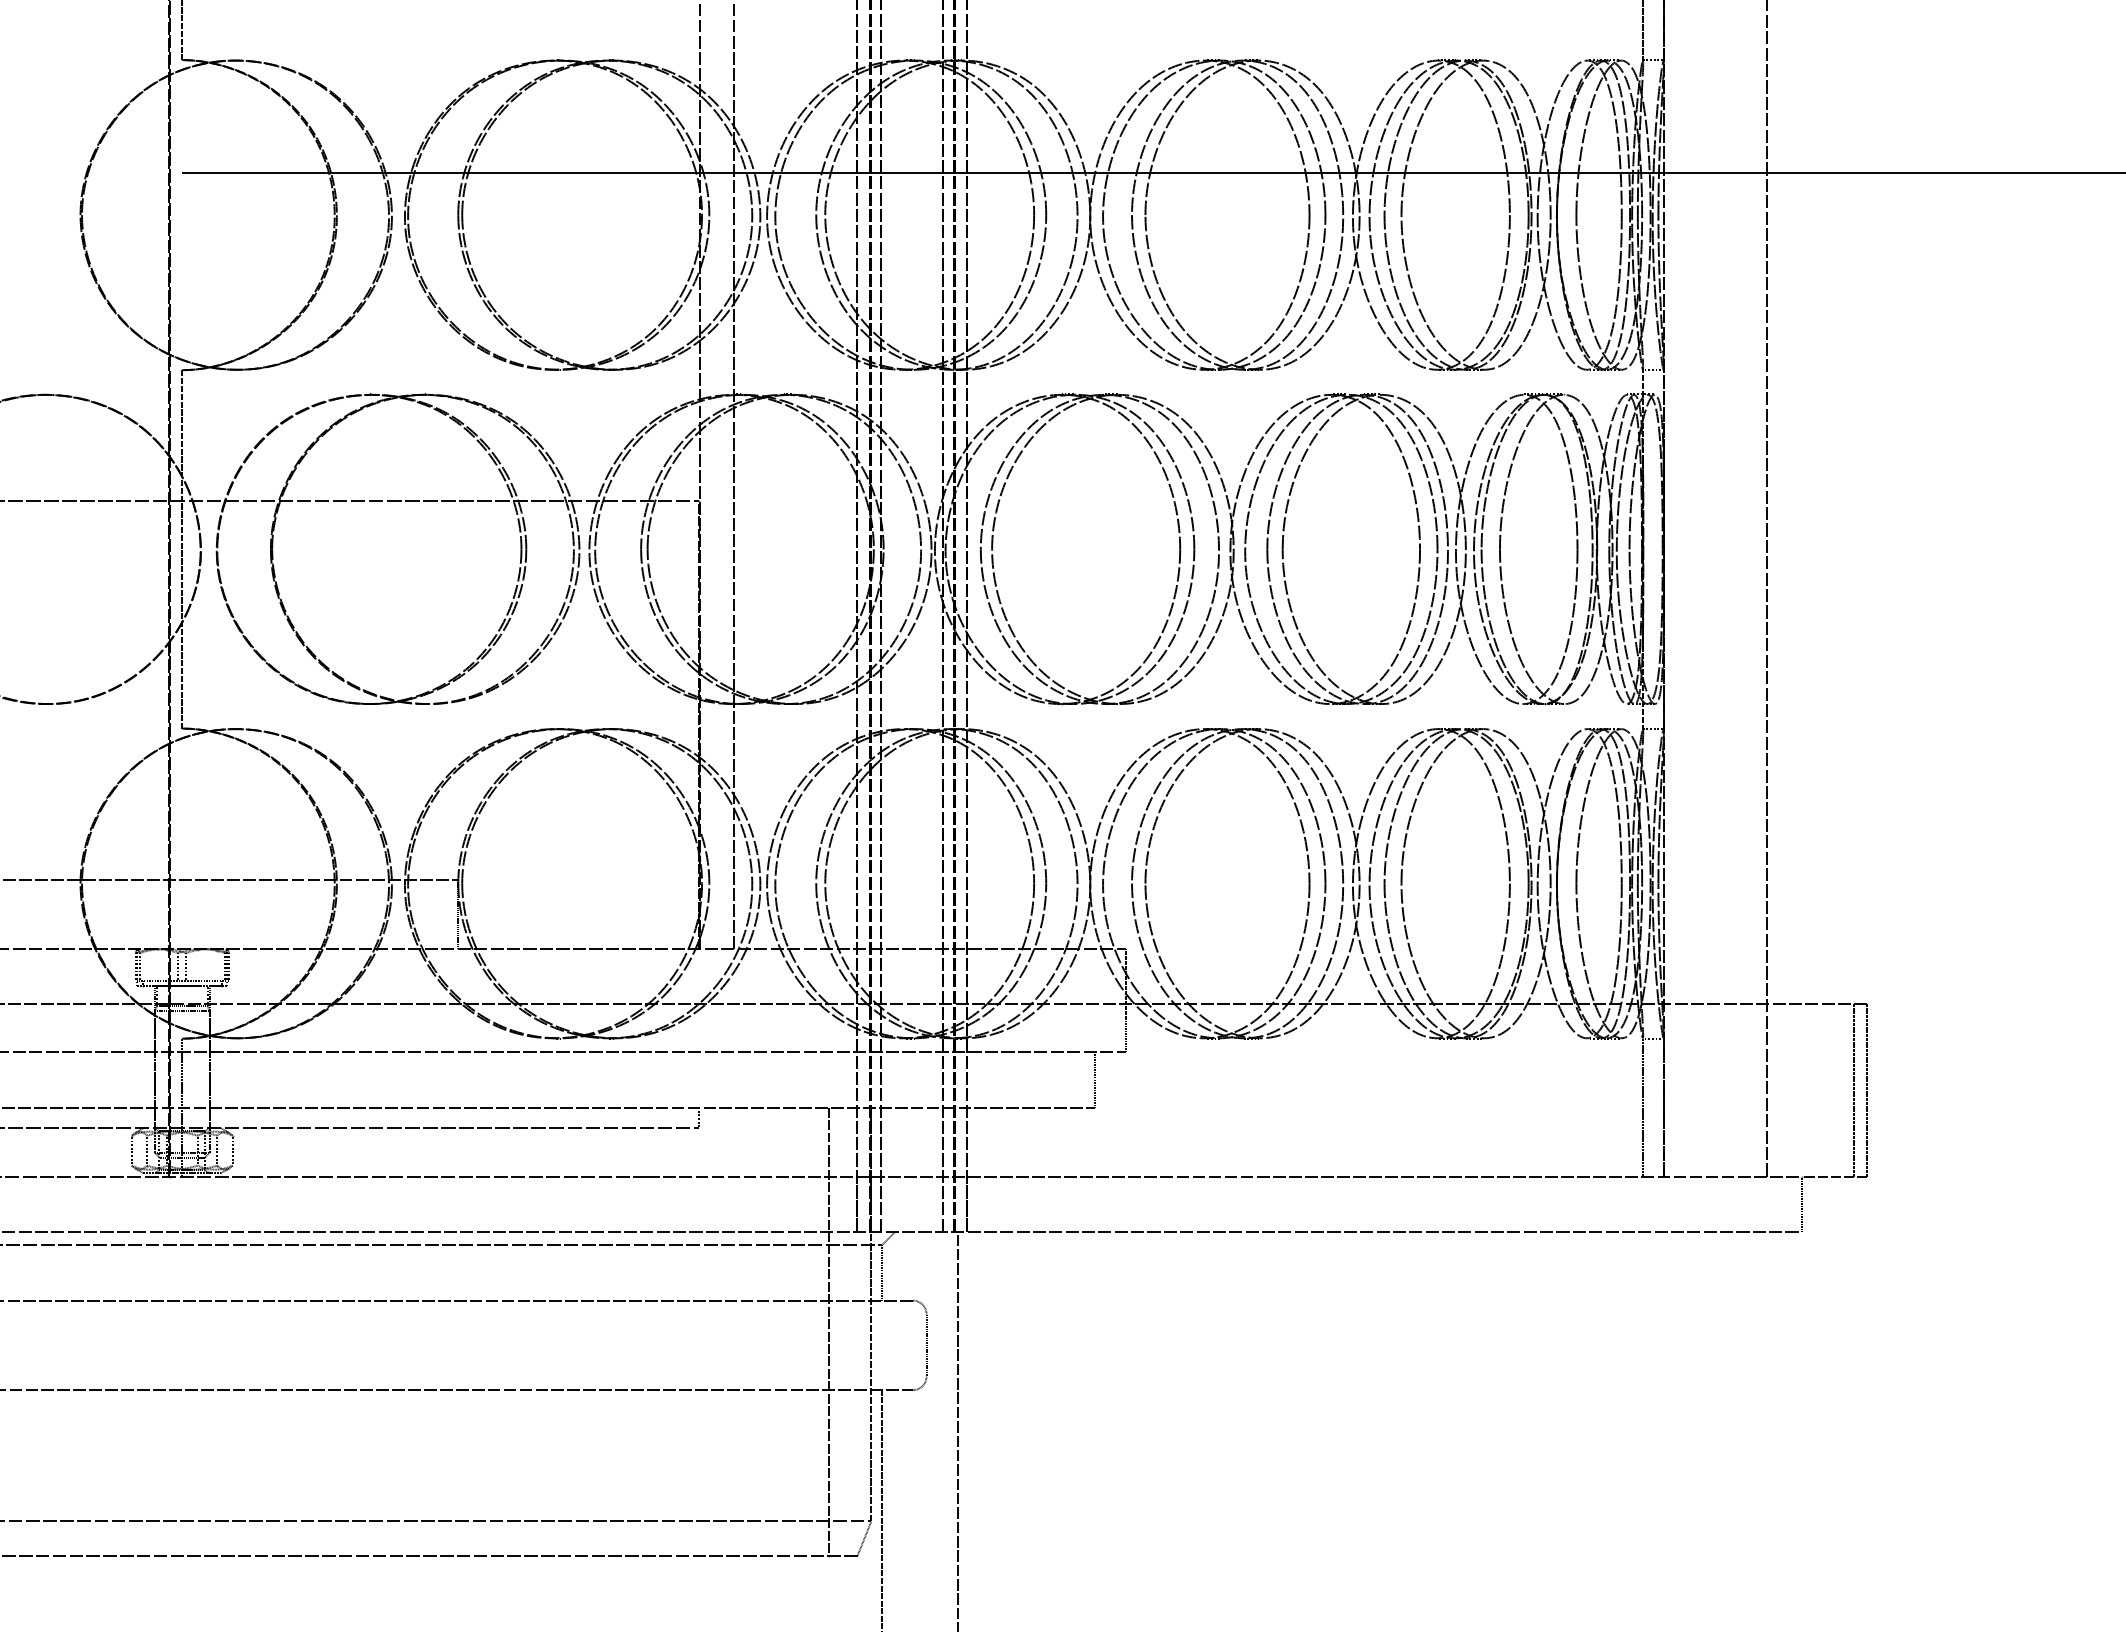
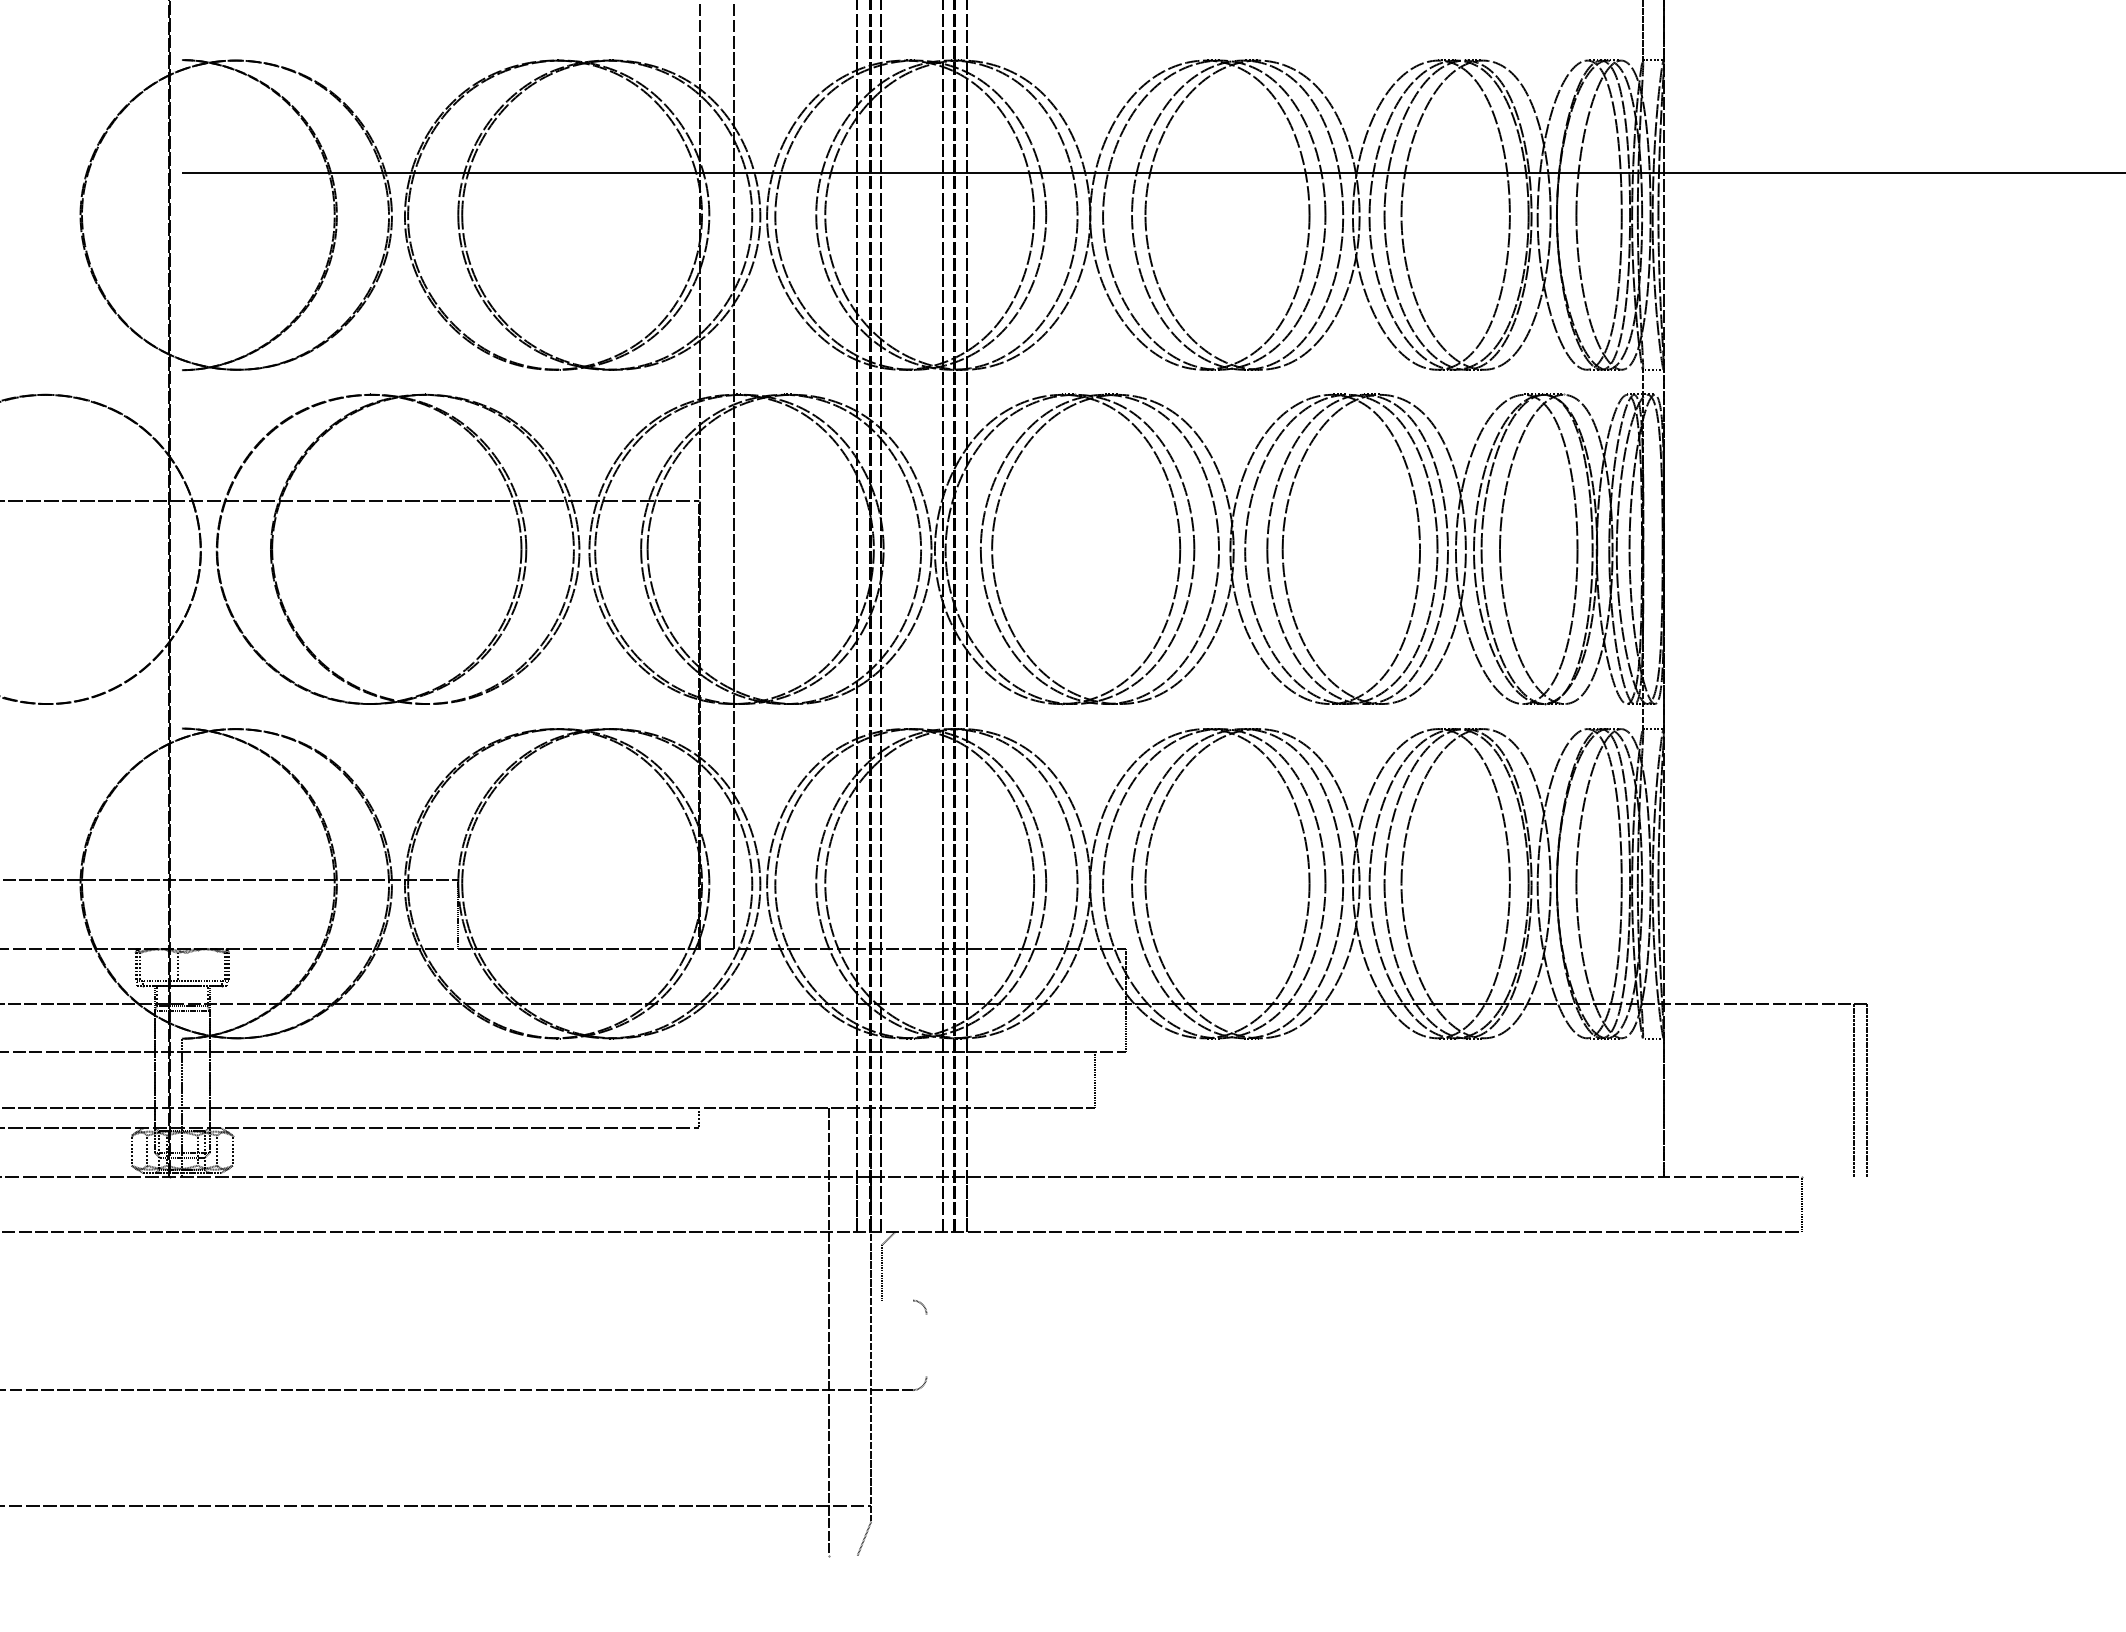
line: present -> none (181, 31)
line: present -> none (181, 549)
line: present -> none (1767, 589)
line: present -> none (186, 967)
line: present -> none (1643, 1106)
line: present -> none (1834, 1176)
line: present -> none (441, 1245)
line: present -> none (457, 1300)
line: present -> none (926, 1345)
line: present -> none (957, 1429)
line: present -> none (881, 1509)
line position: (436, 1521) -> (436, 1506) (436, 1506)
line: present -> none (429, 1555)
